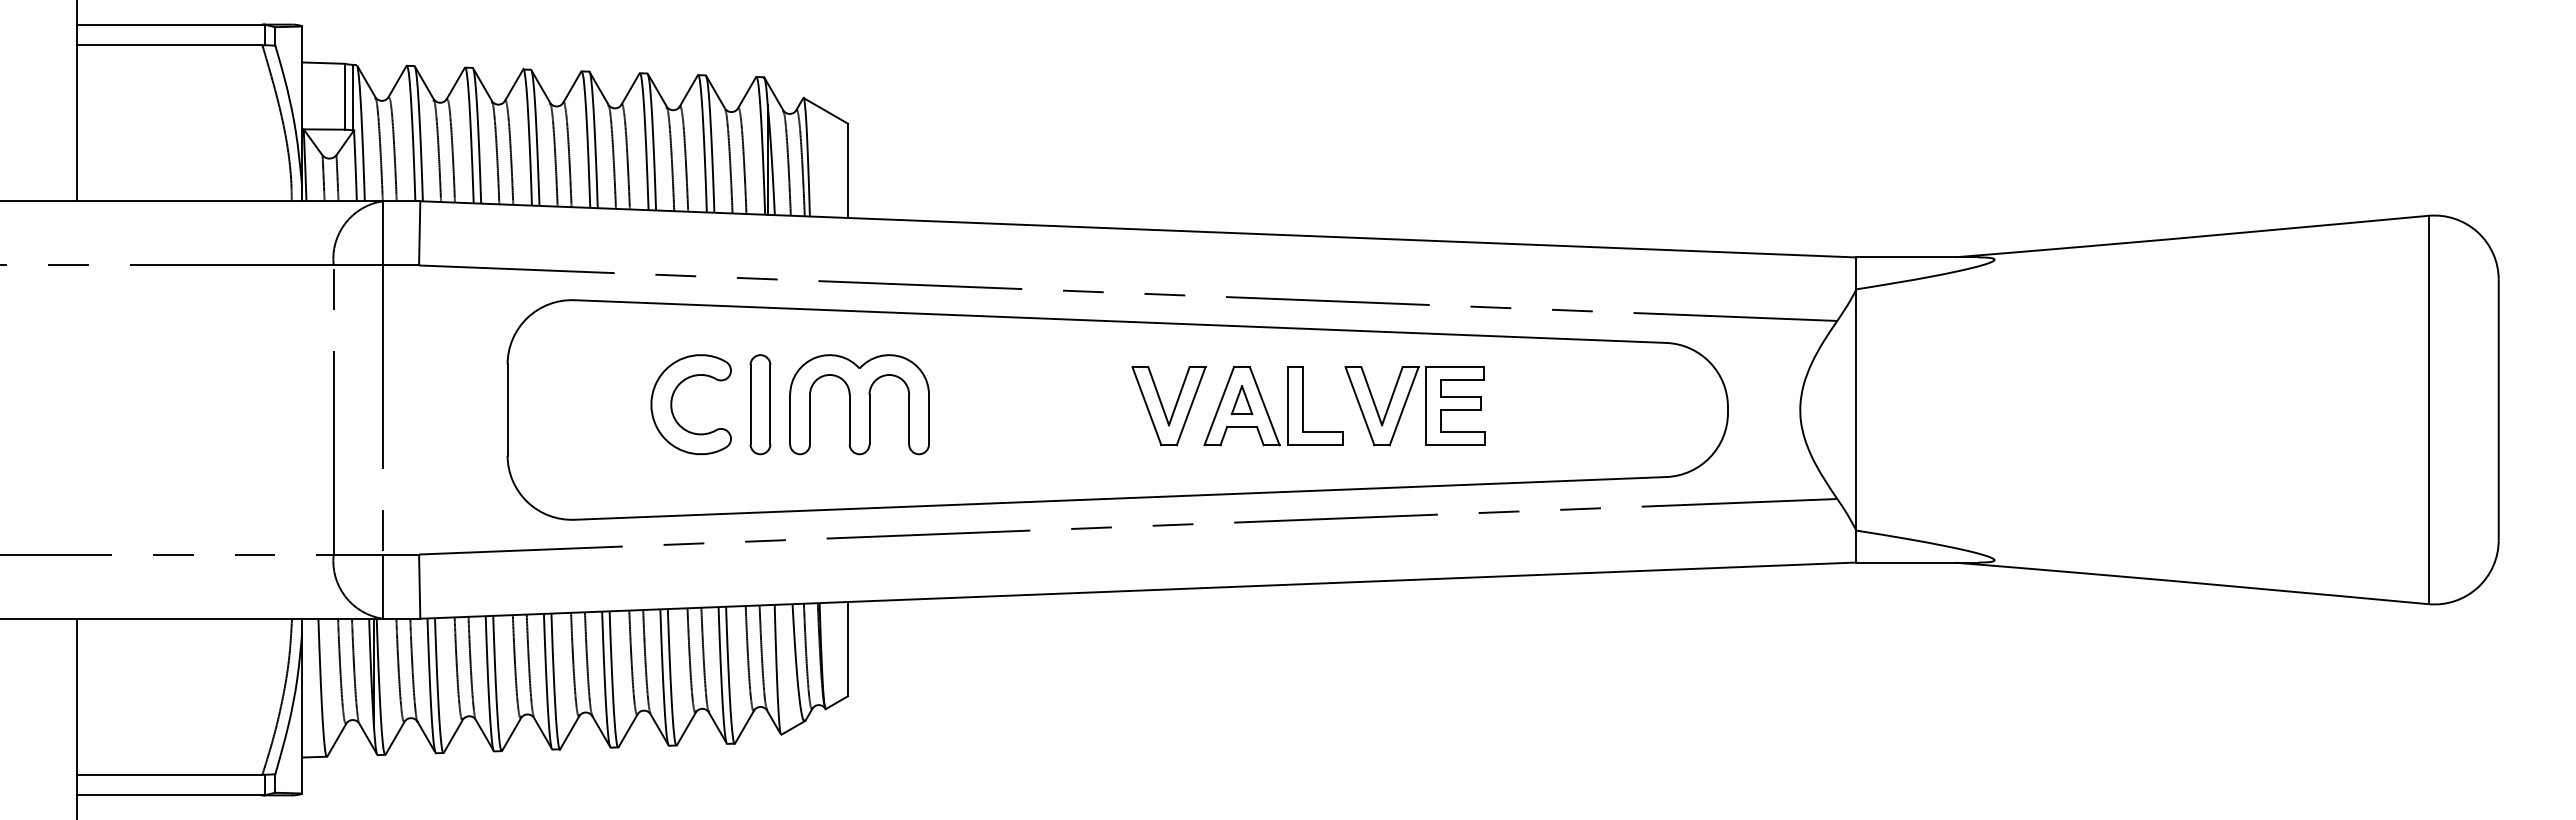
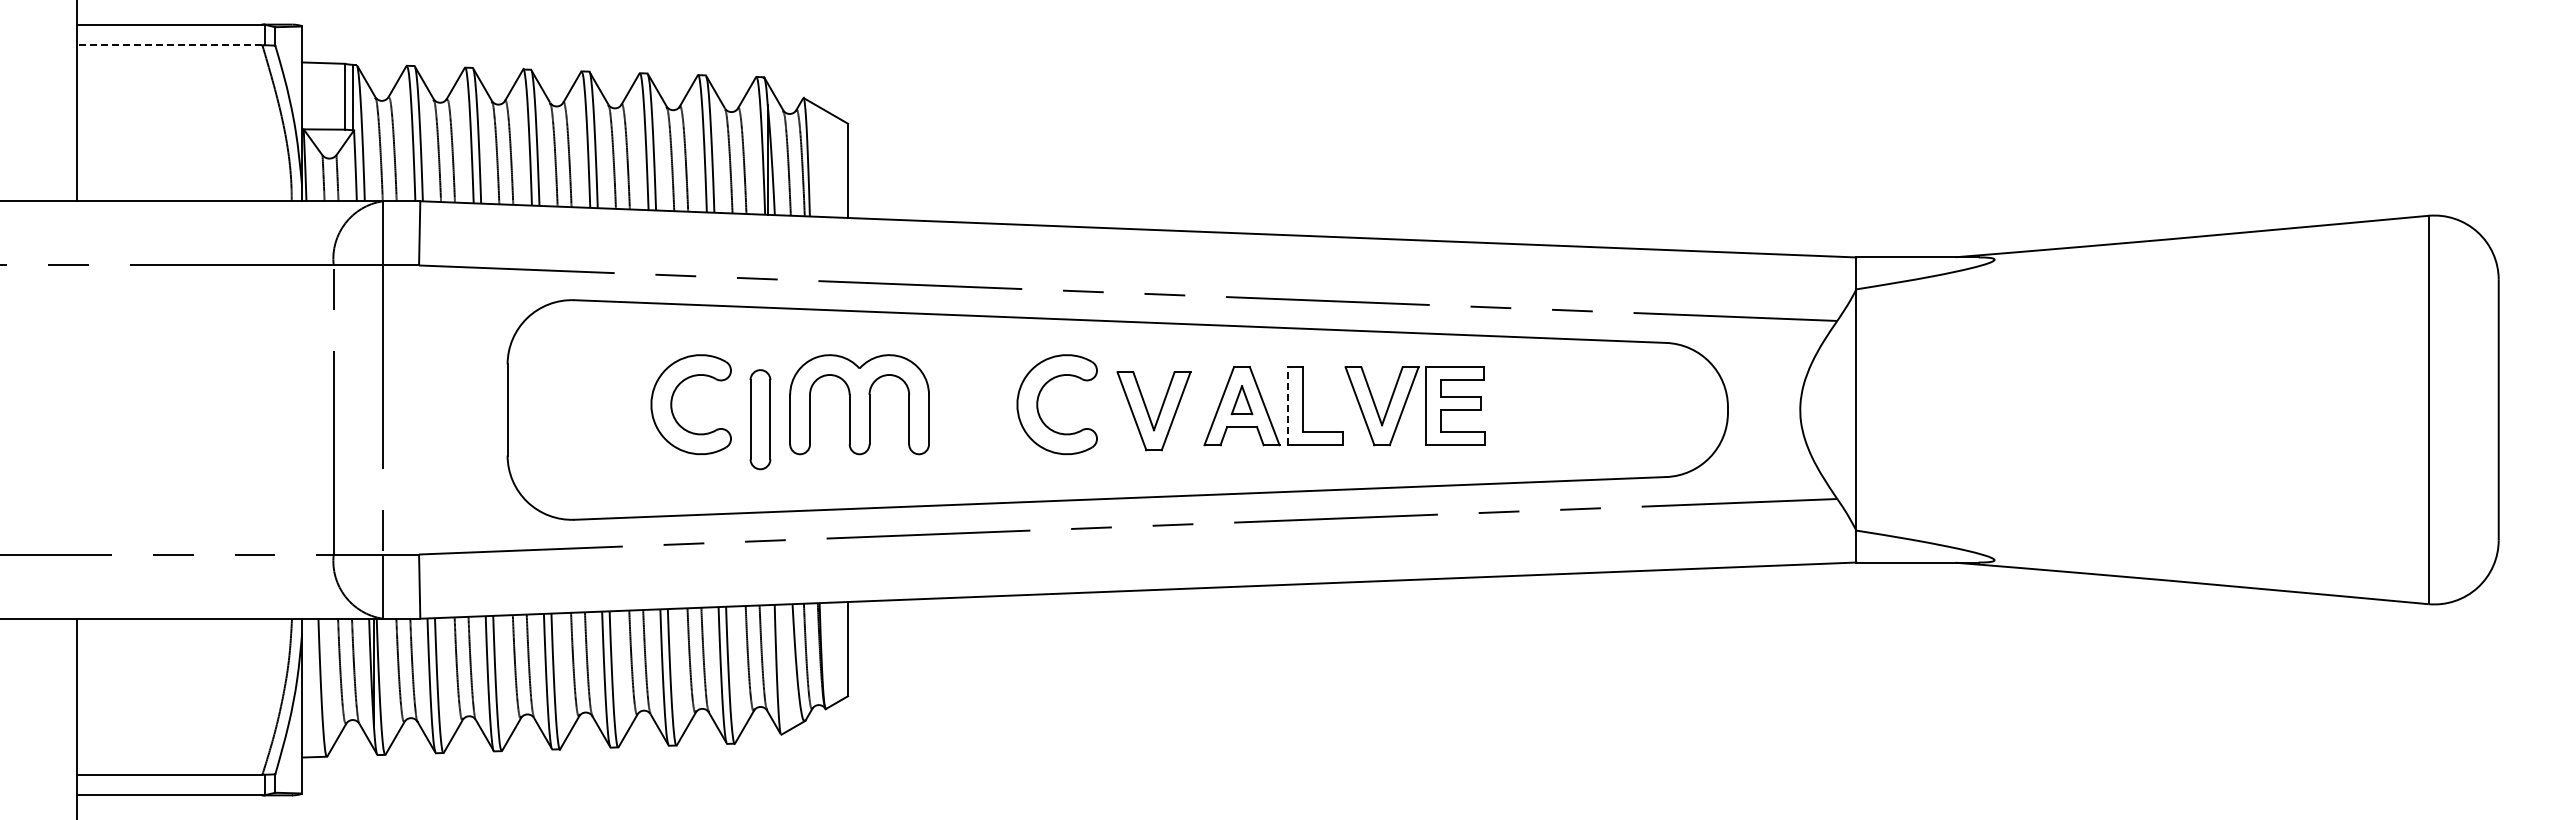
line: solid -> dashed (169, 45)
part position: (760, 404) -> (760, 419) (760, 419)
part: none -> present (1038, 404)
line: solid -> dashed (1287, 405)
part position: (1168, 406) -> (1153, 411) (1153, 411)
